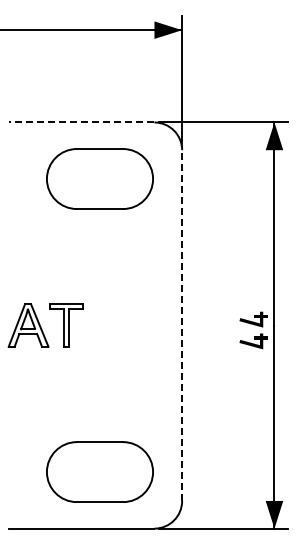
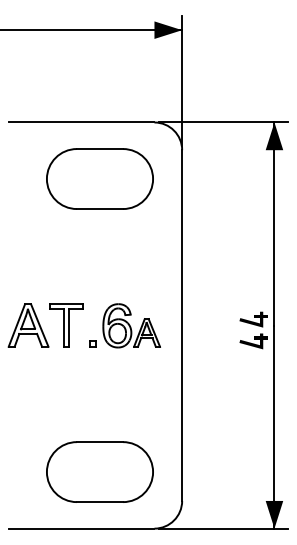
line: dashed -> solid (81, 122)
part: none -> present (124, 325)
line: dashed -> solid (182, 325)
